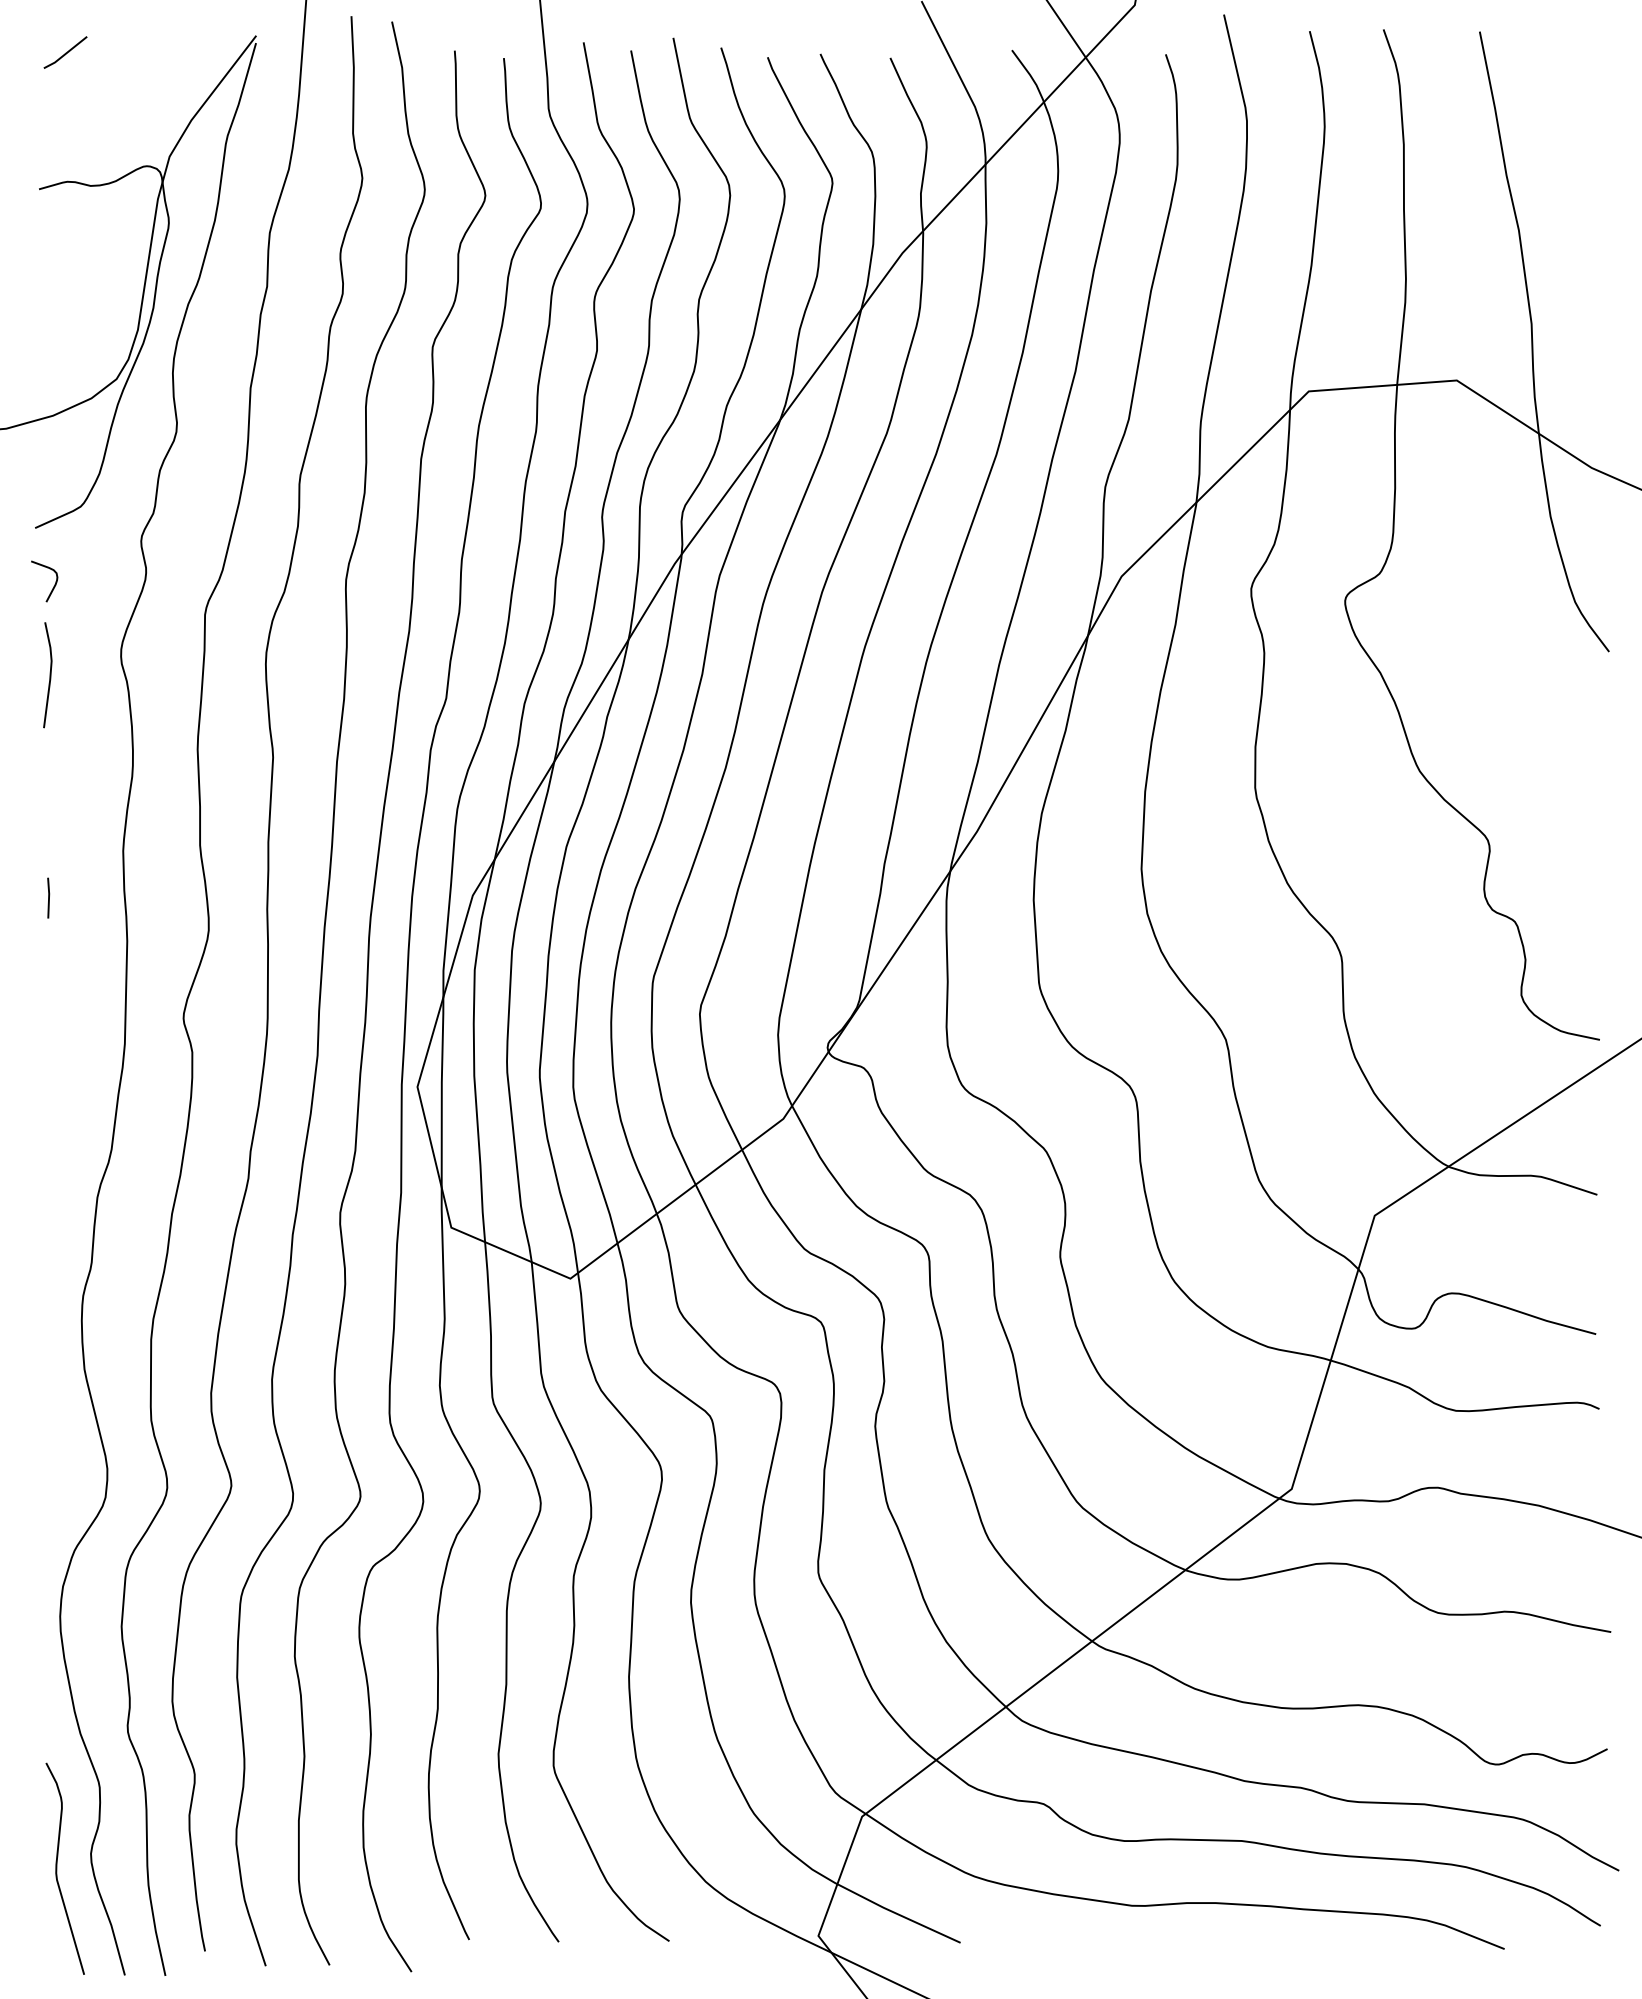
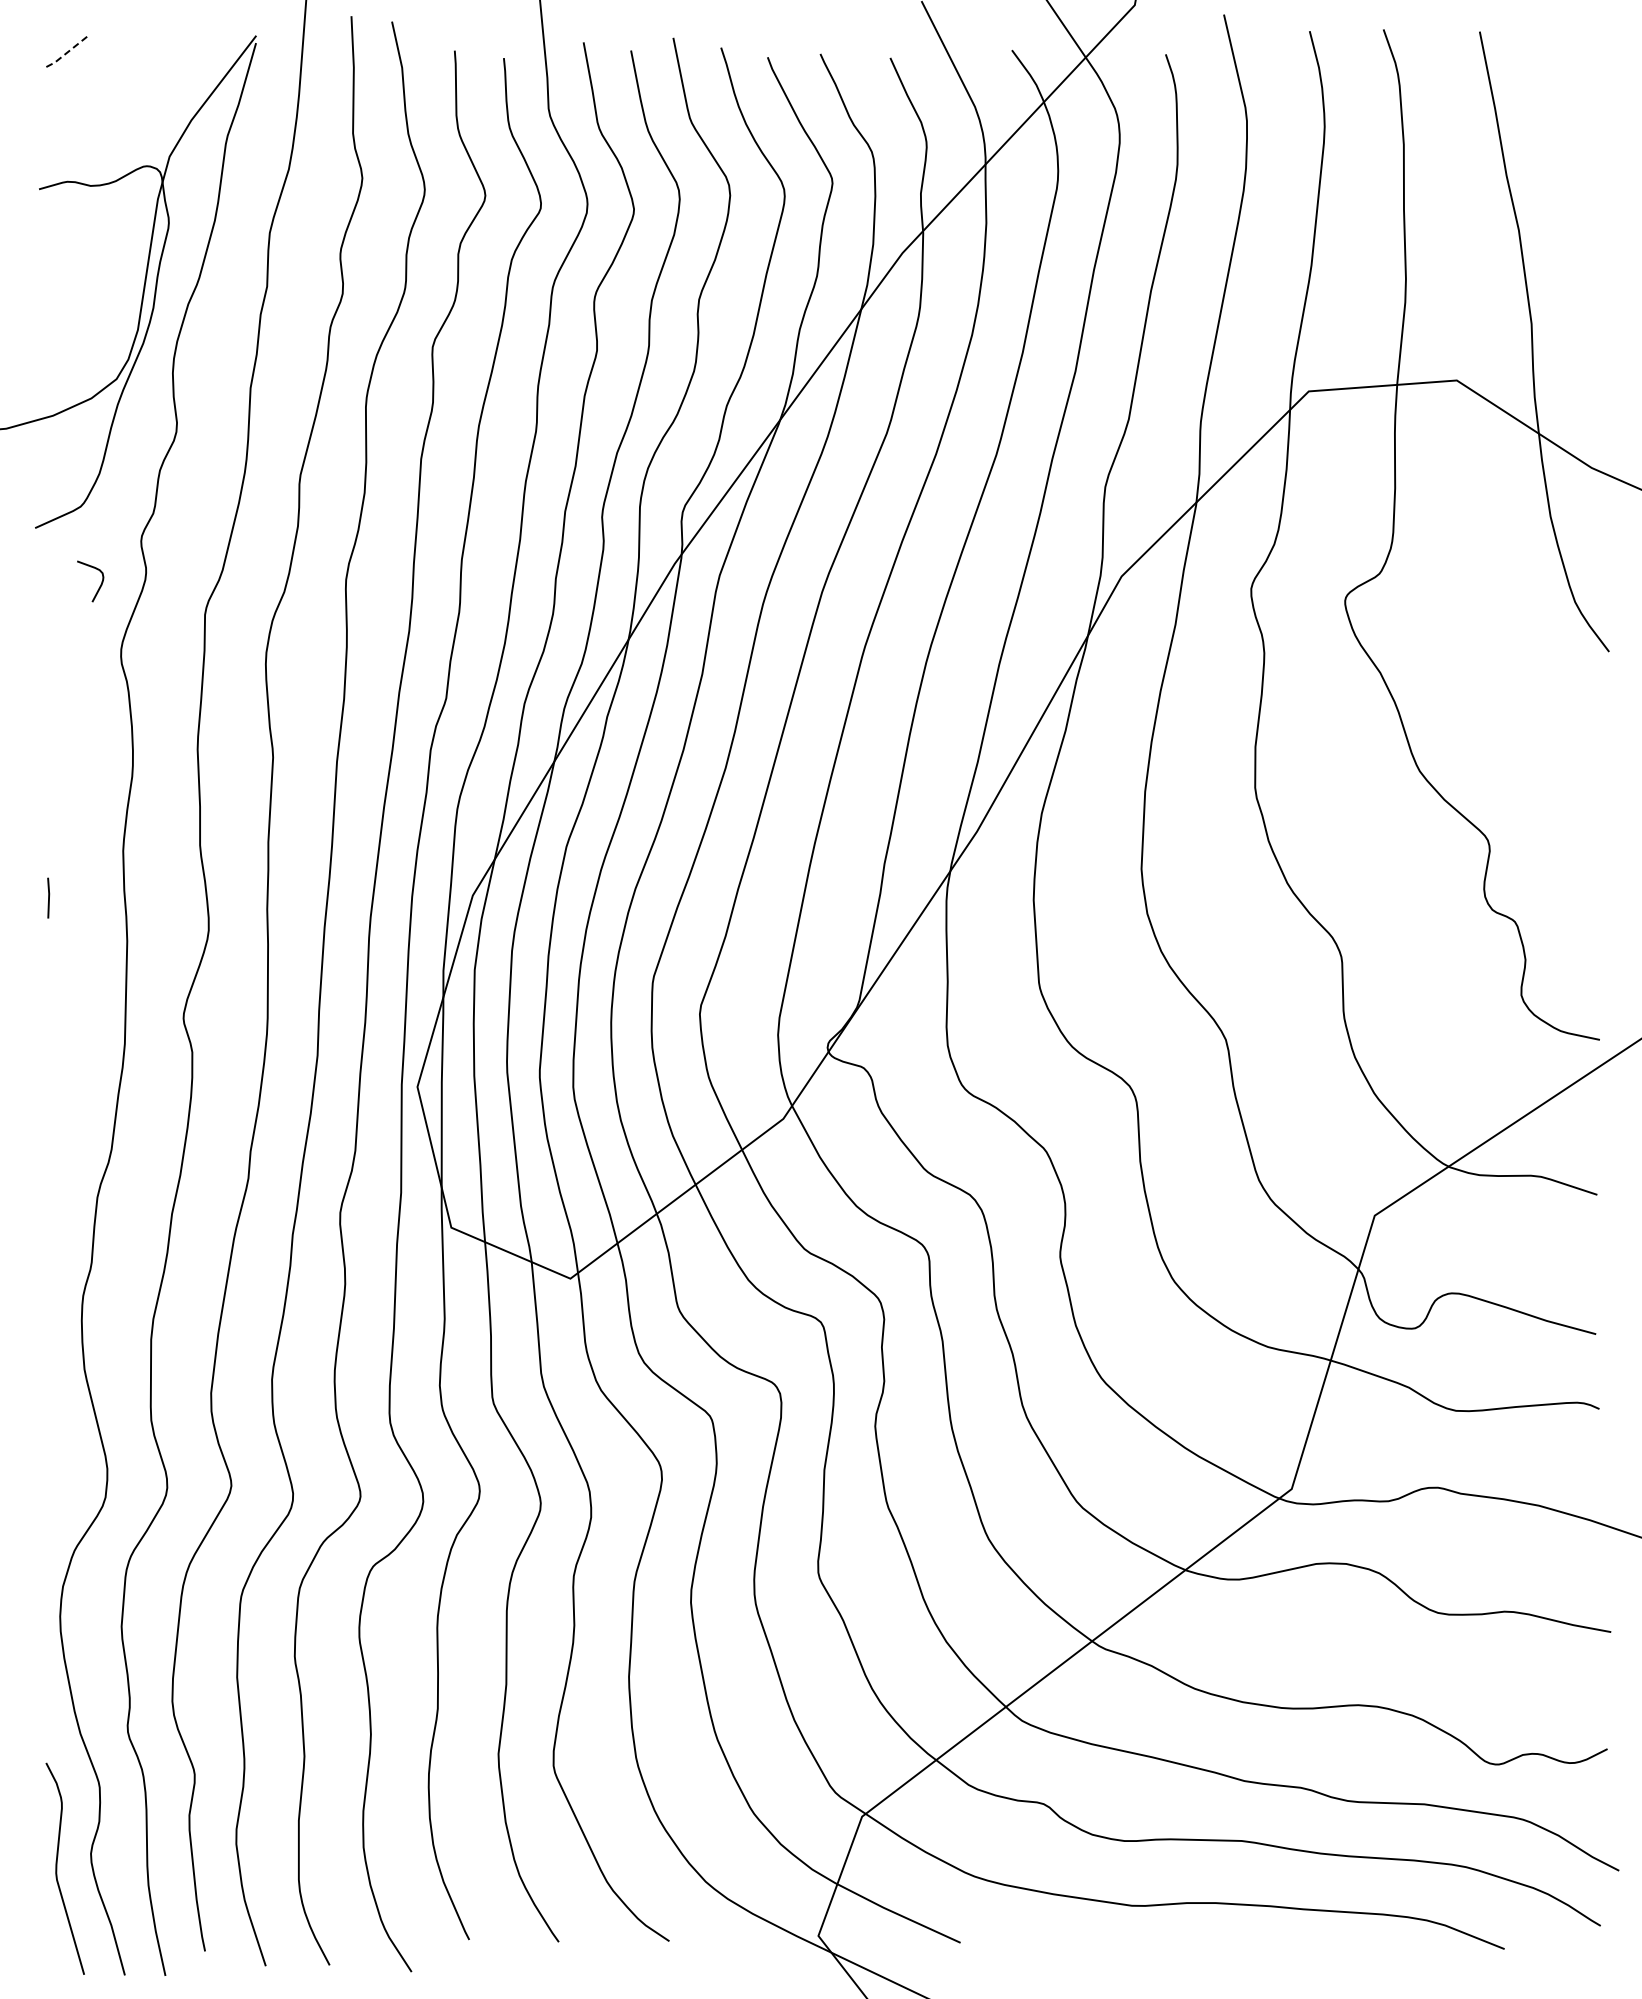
line: solid -> dashed (65, 53)
curve position: (53, 586) -> (99, 586) (99, 586)
line: present -> none (49, 675)
